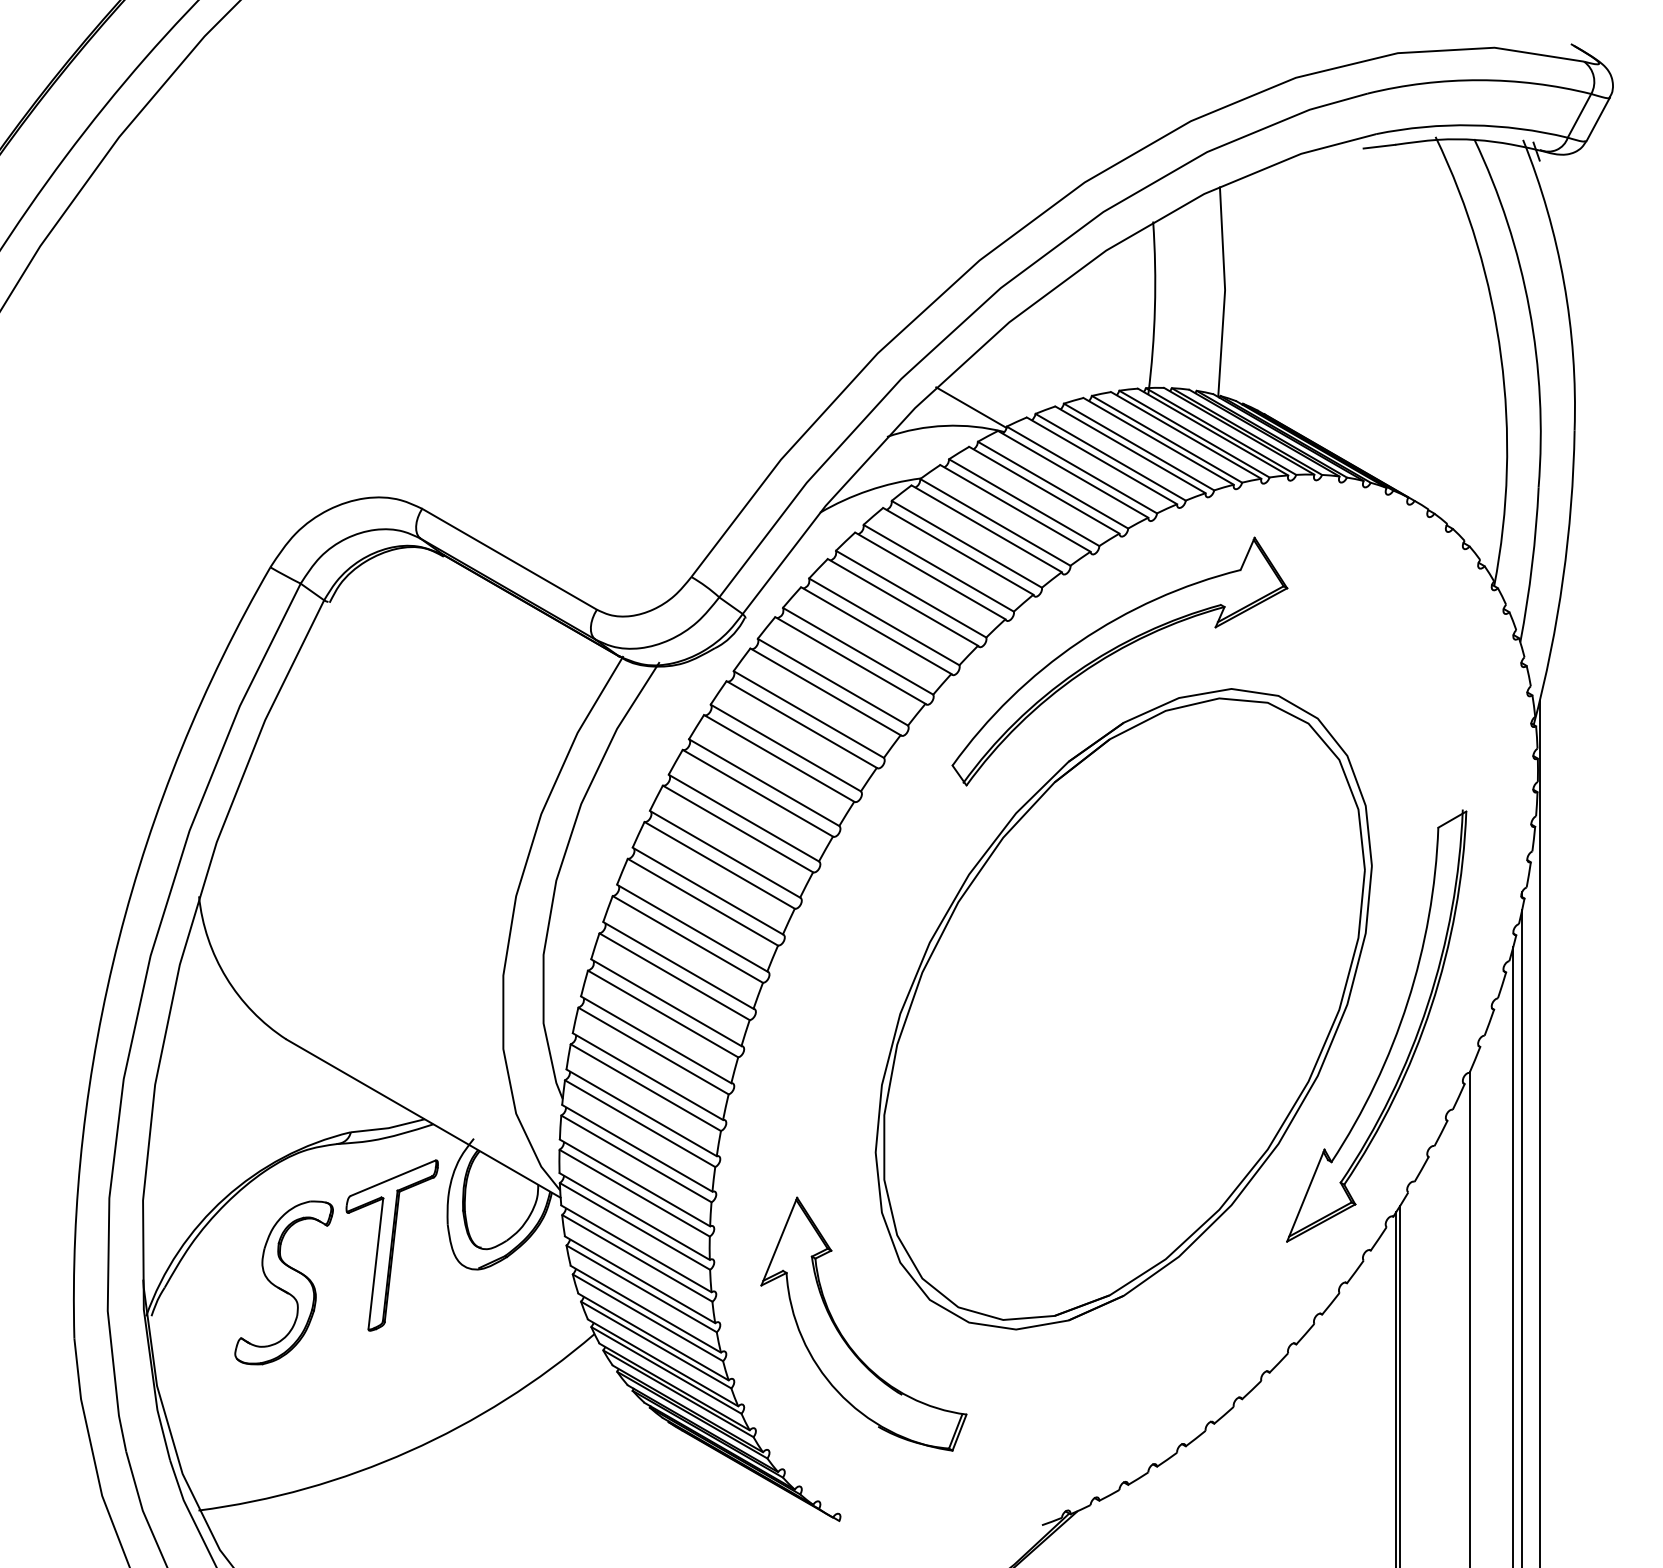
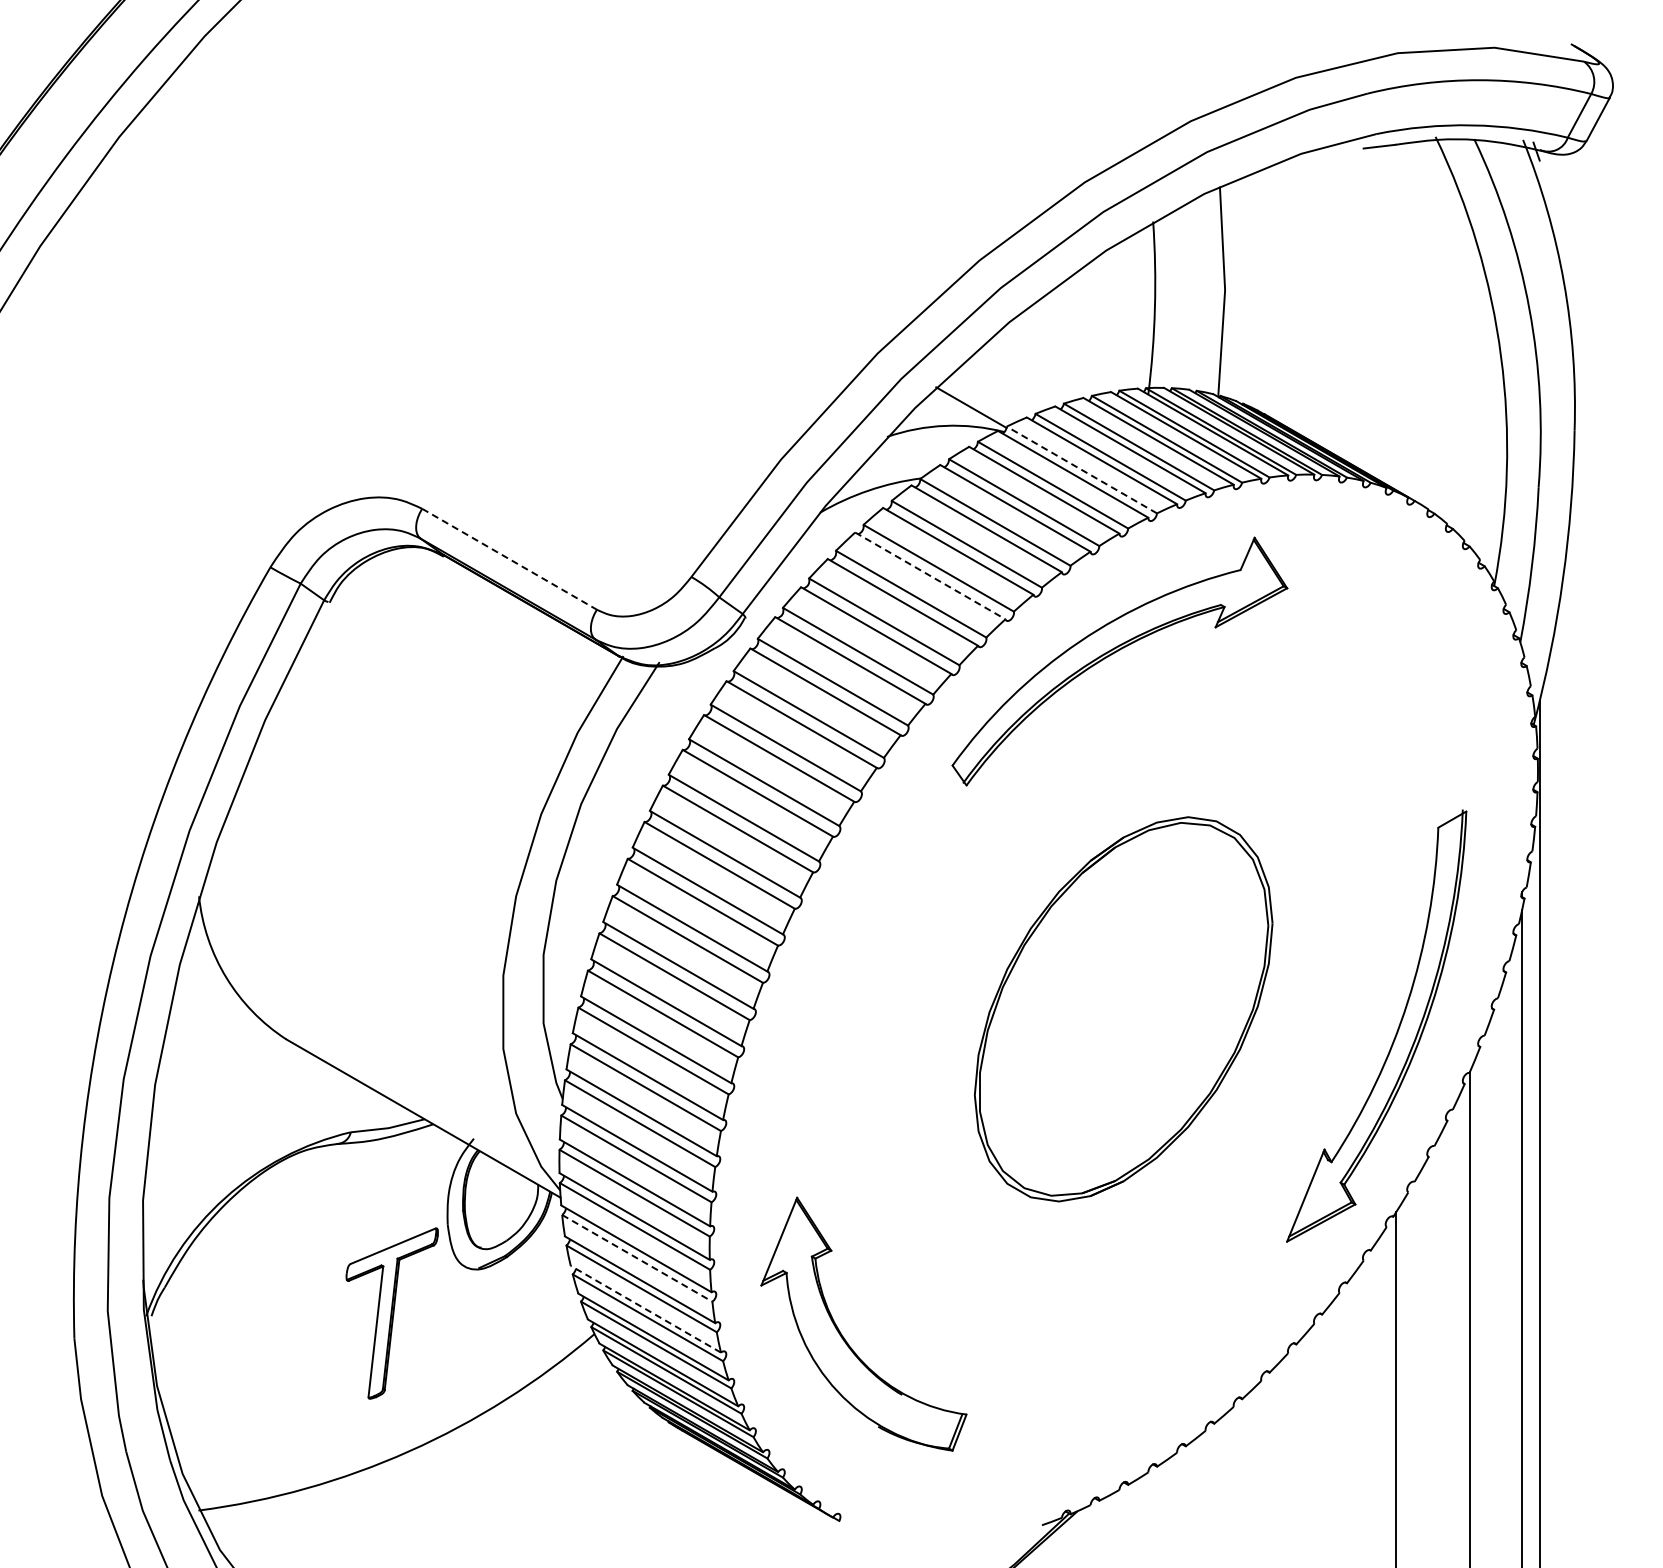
line: solid -> dashed (1081, 470)
line: solid -> dashed (509, 559)
line: solid -> dashed (930, 575)
part size: 499x643 px -> 300x387 px (1123, 1009)
part position: (391, 1245) -> (391, 1313) (391, 1313)
line: present -> none (1513, 1255)
line: solid -> dashed (637, 1258)
part: present -> none (283, 1282)
line: solid -> dashed (645, 1309)
line: present -> none (1399, 1385)
